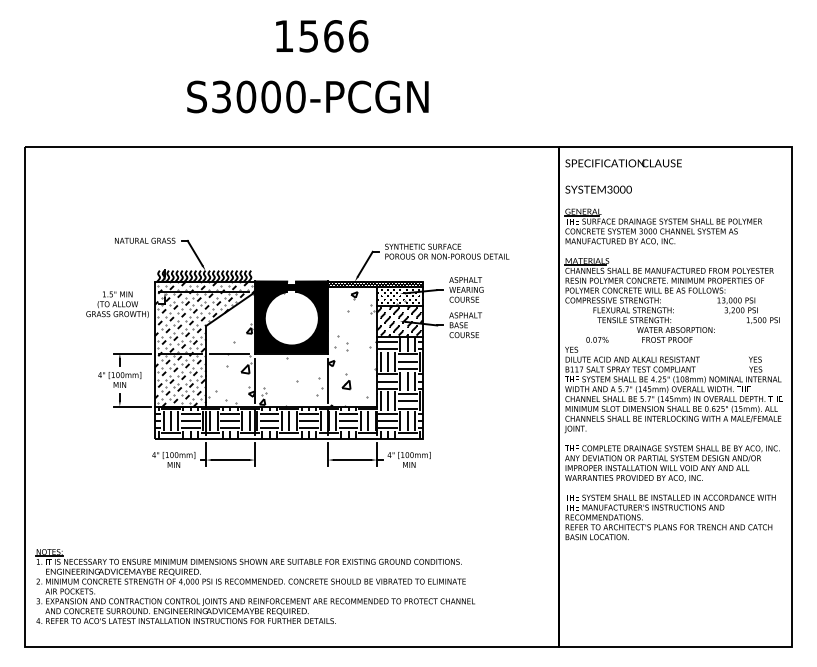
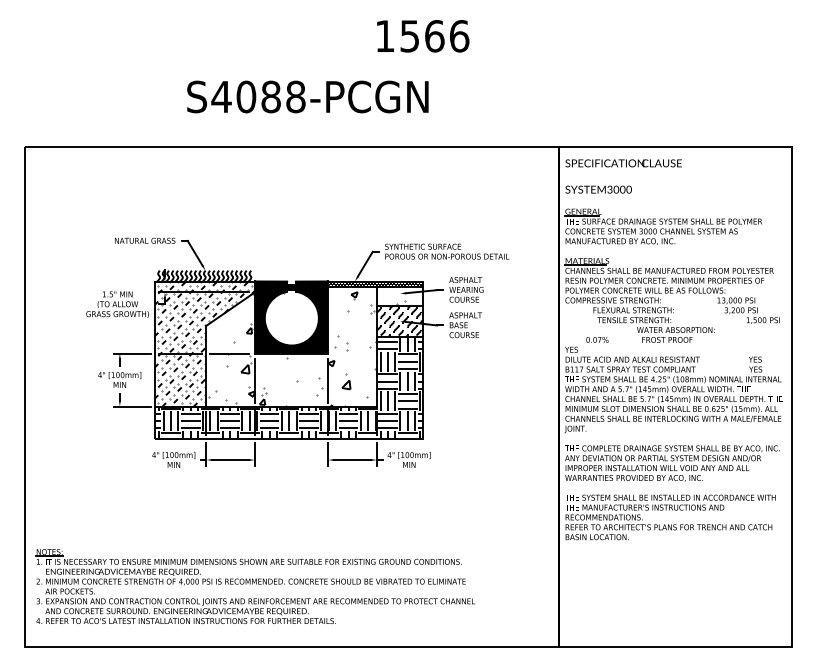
text position: (322, 36) -> (423, 36) (423, 36)
text: S3000-PCGN -> S4088-PCGN (258, 96)
hatch: present -> none (400, 296)
